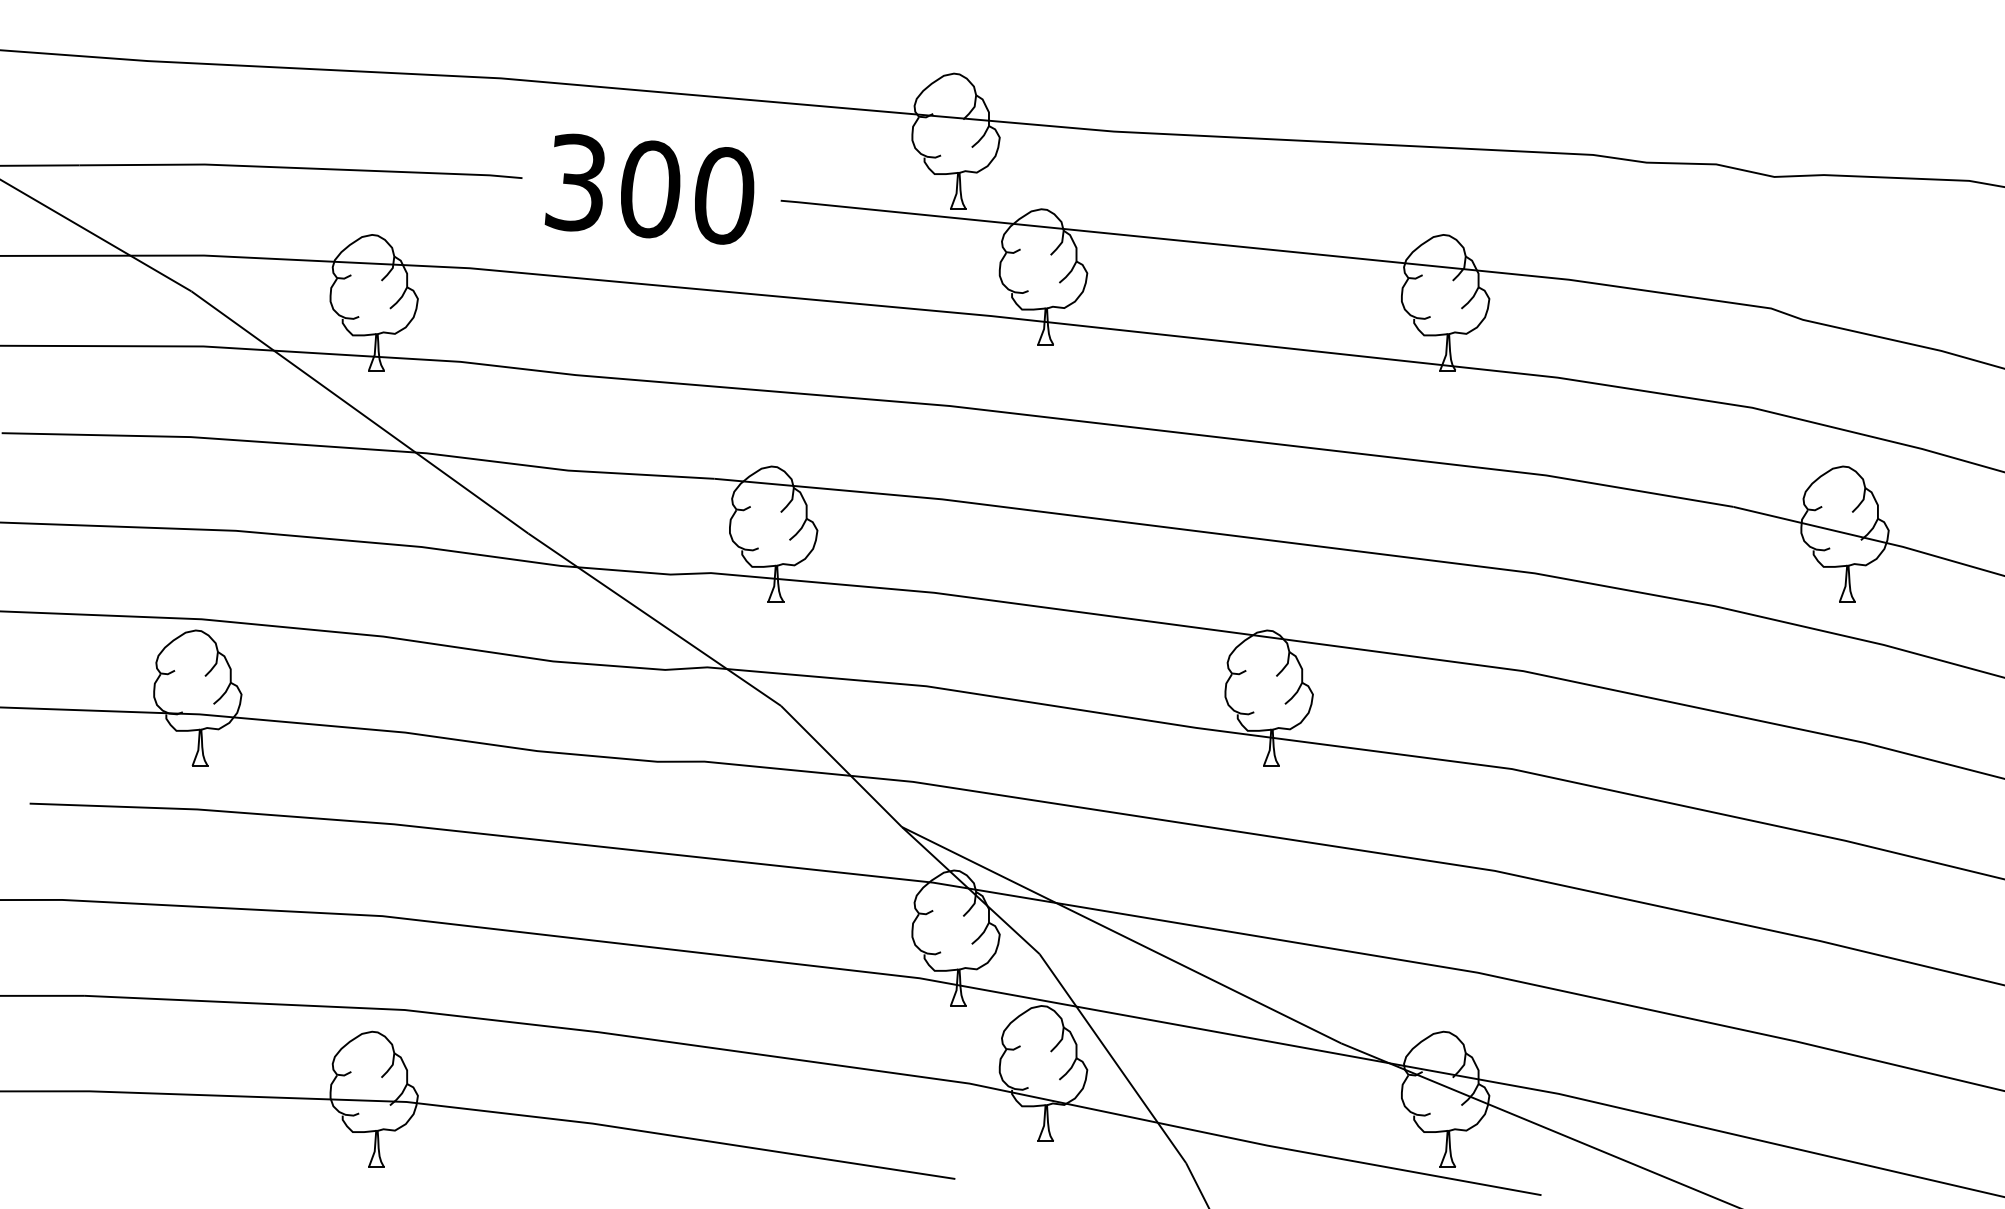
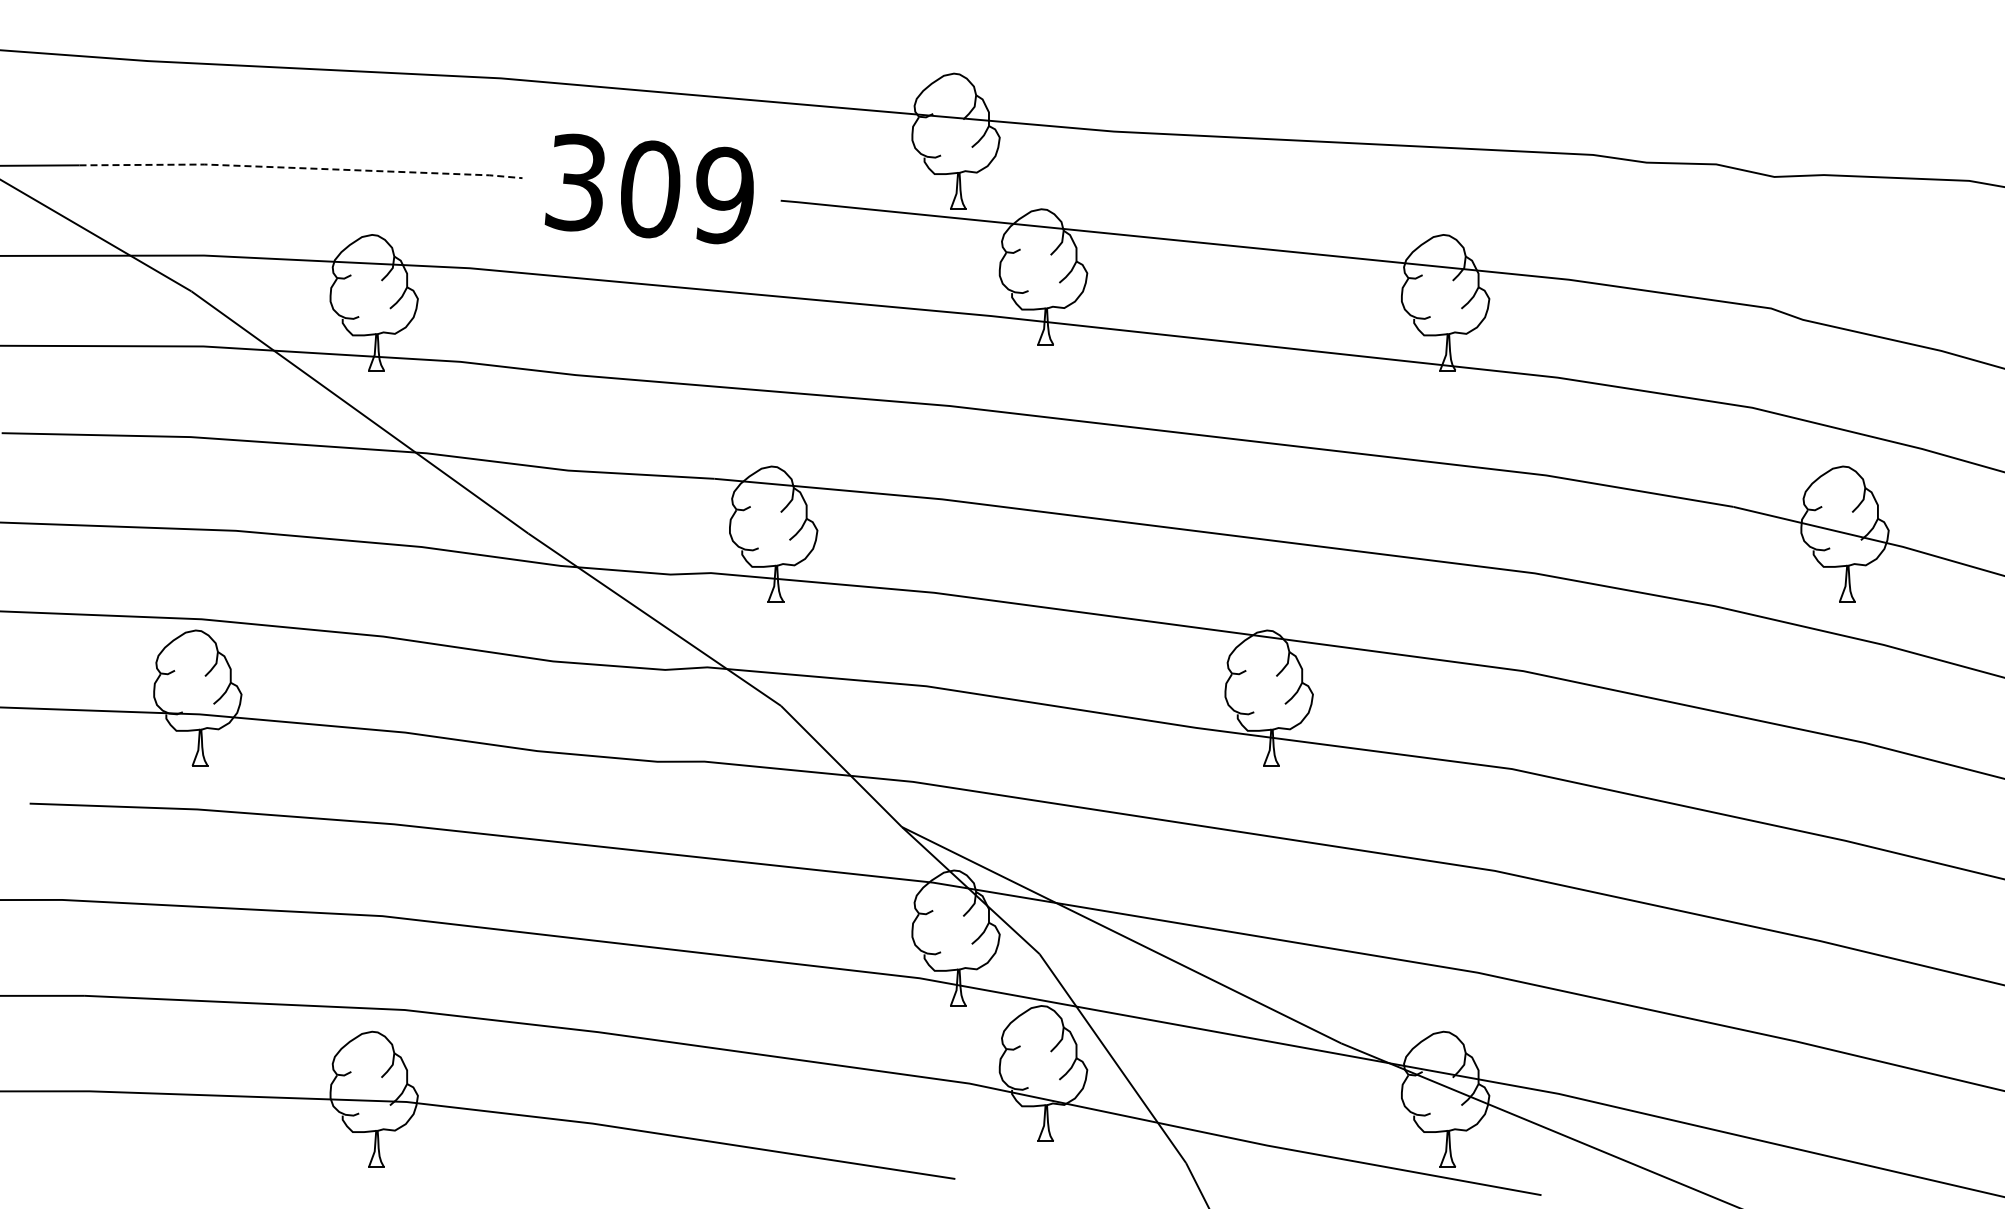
line: solid -> dashed (301, 168)
text: 300 -> 309 (724, 195)
